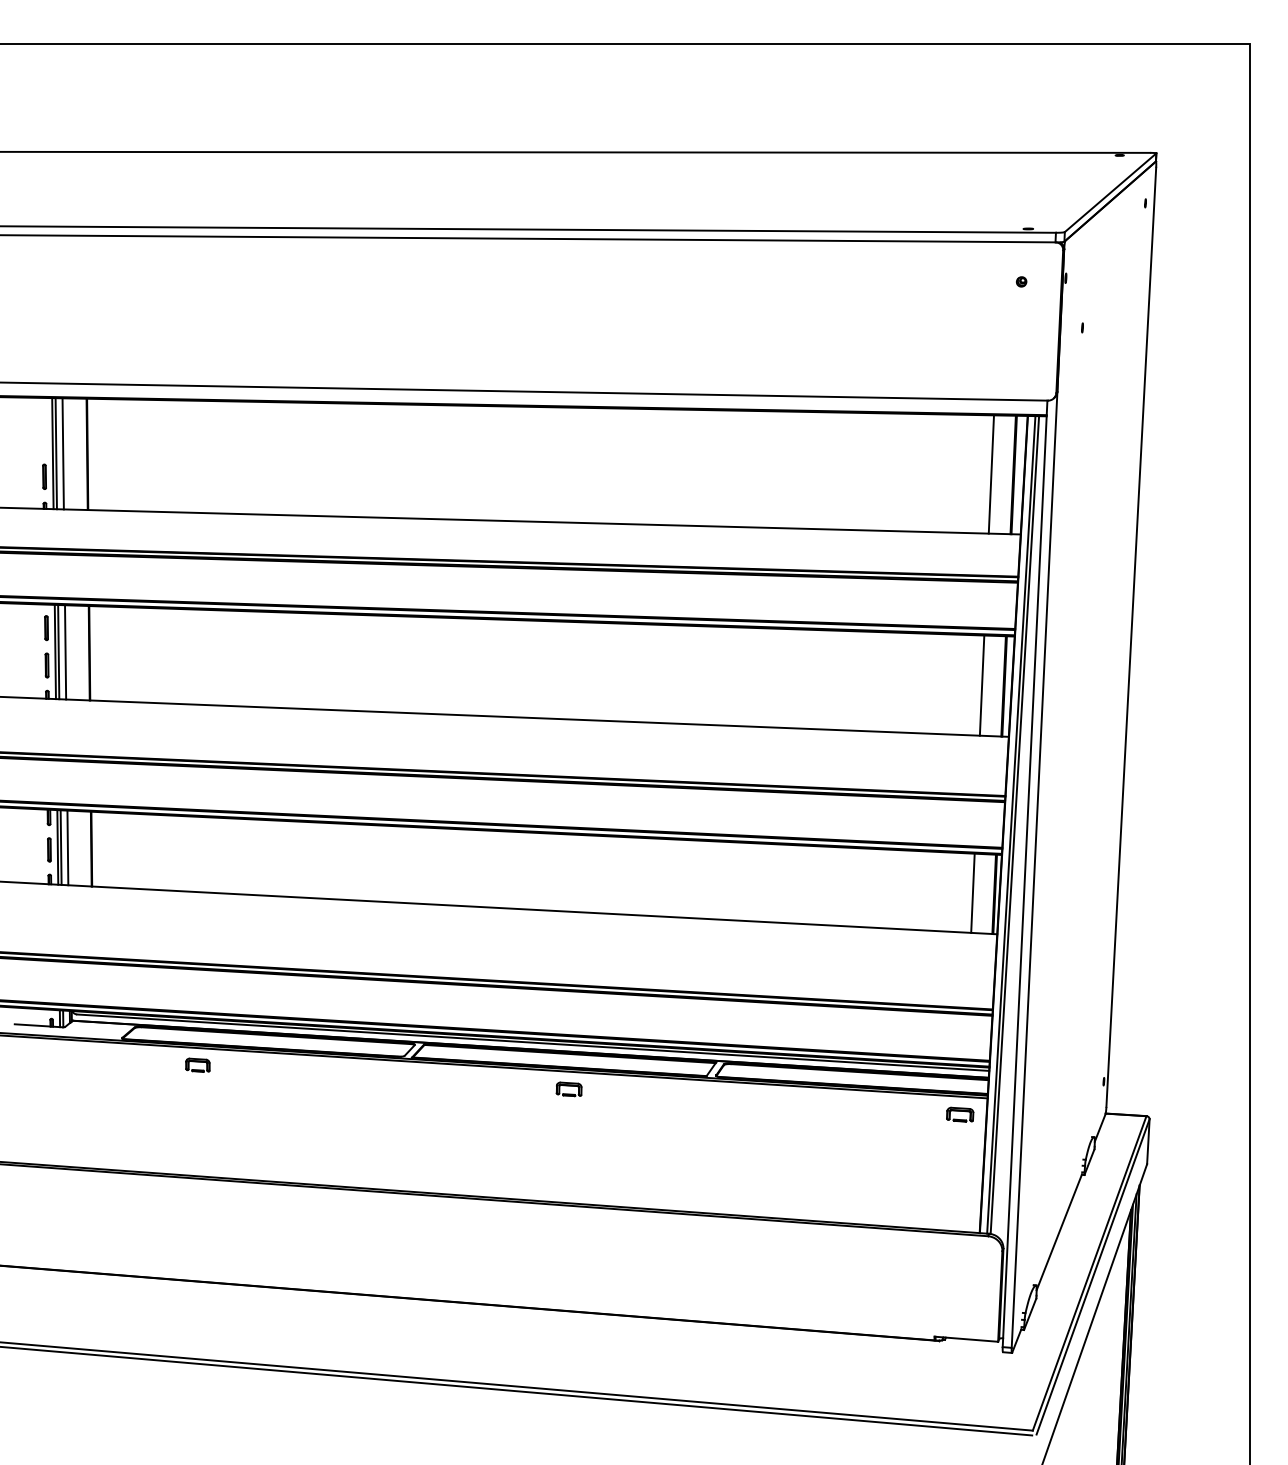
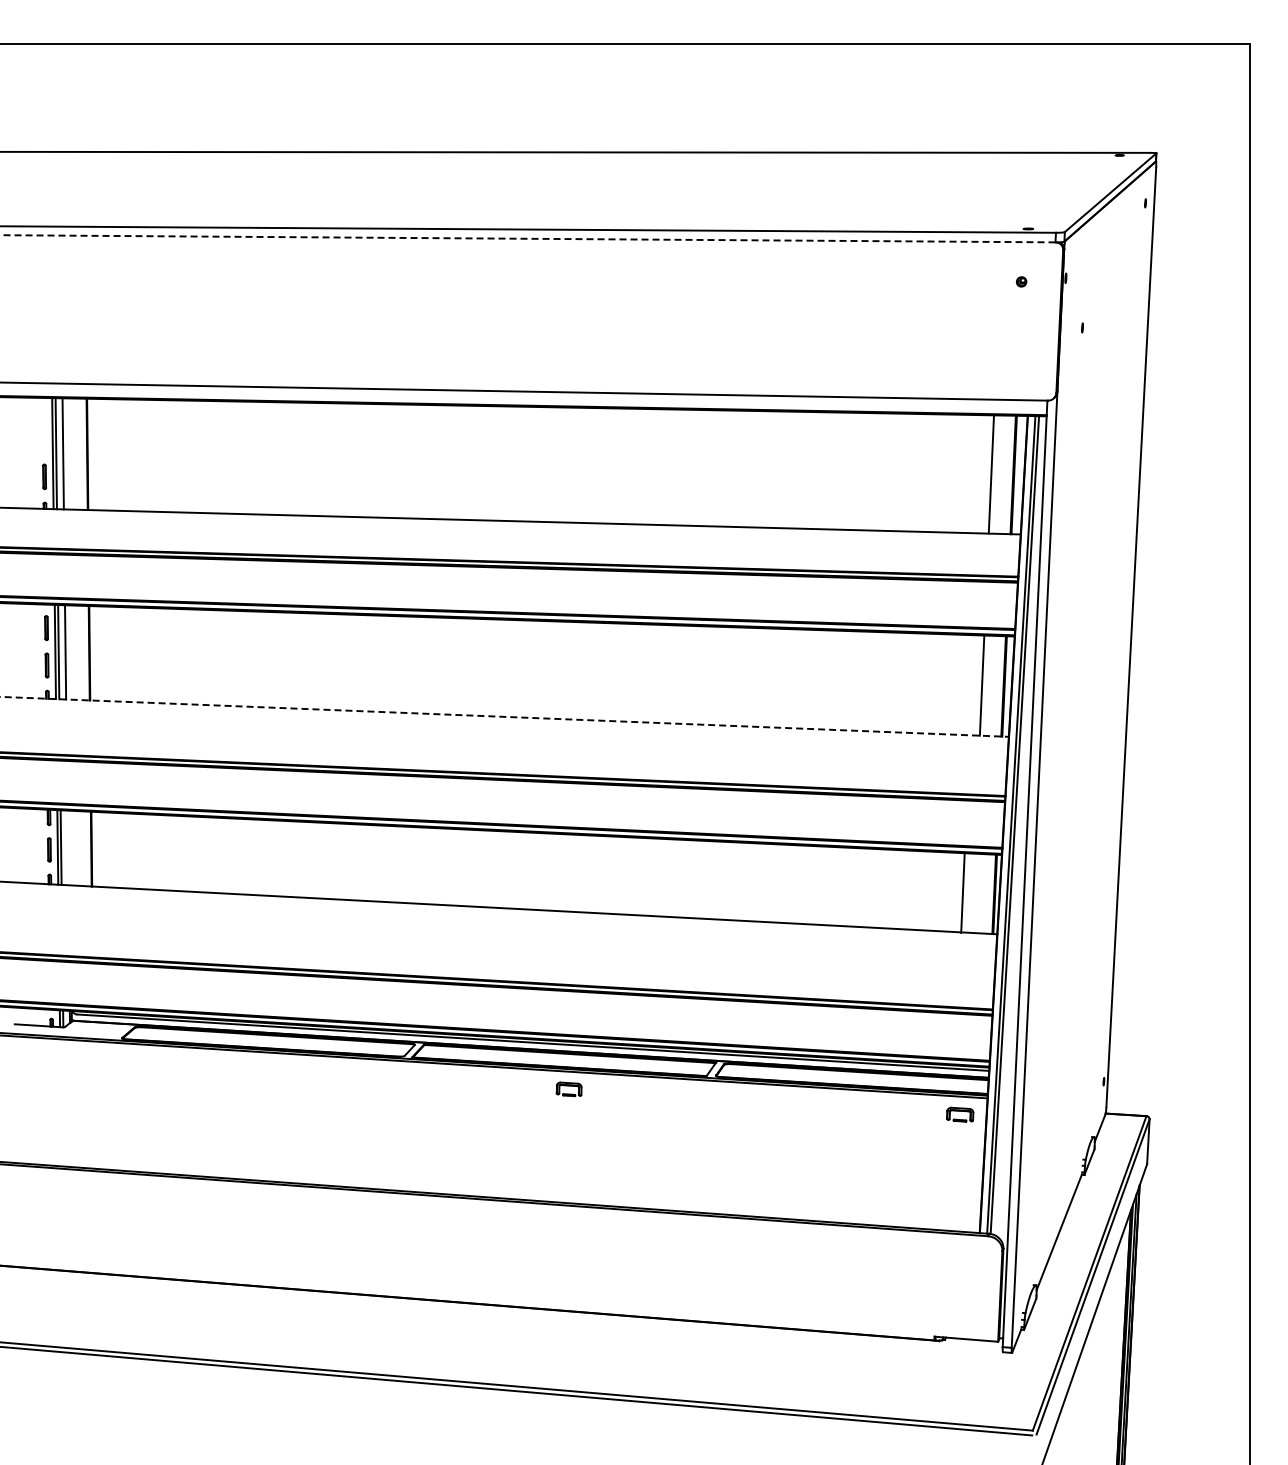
line: solid -> dashed (527, 238)
line: solid -> dashed (505, 716)
line: present -> none (67, 847)
line position: (972, 892) -> (962, 892) (962, 892)
part: present -> none (197, 1064)
